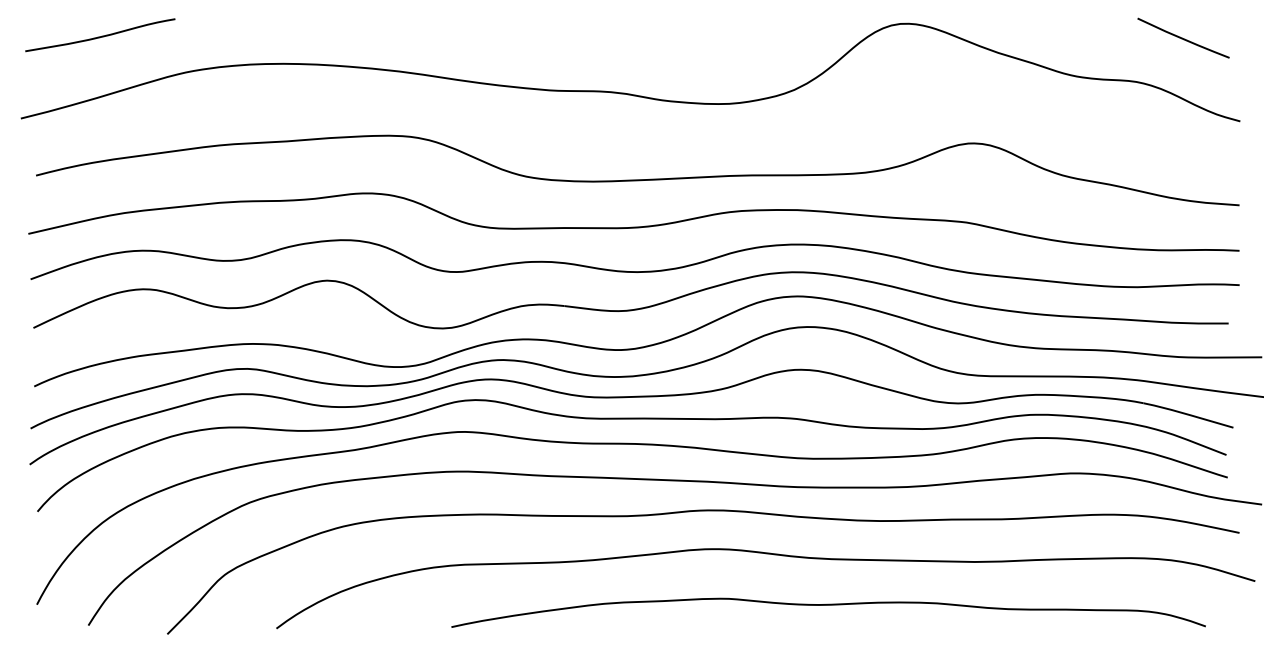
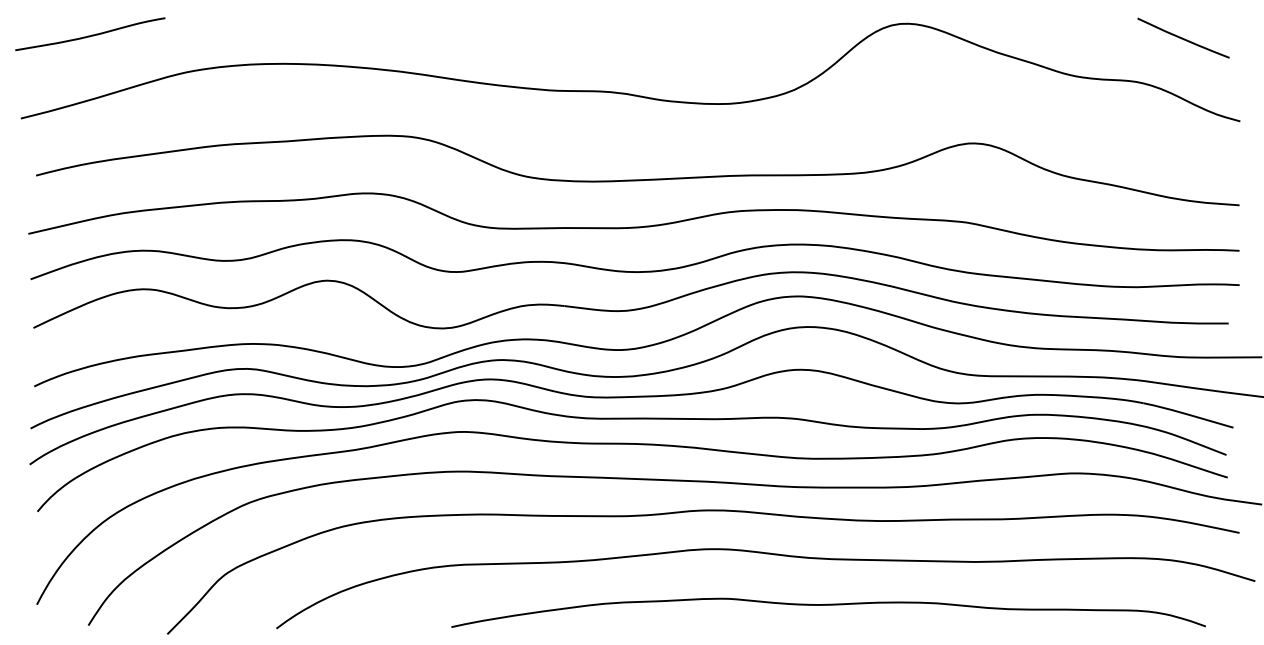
curve position: (100, 36) -> (90, 35) (90, 35)
